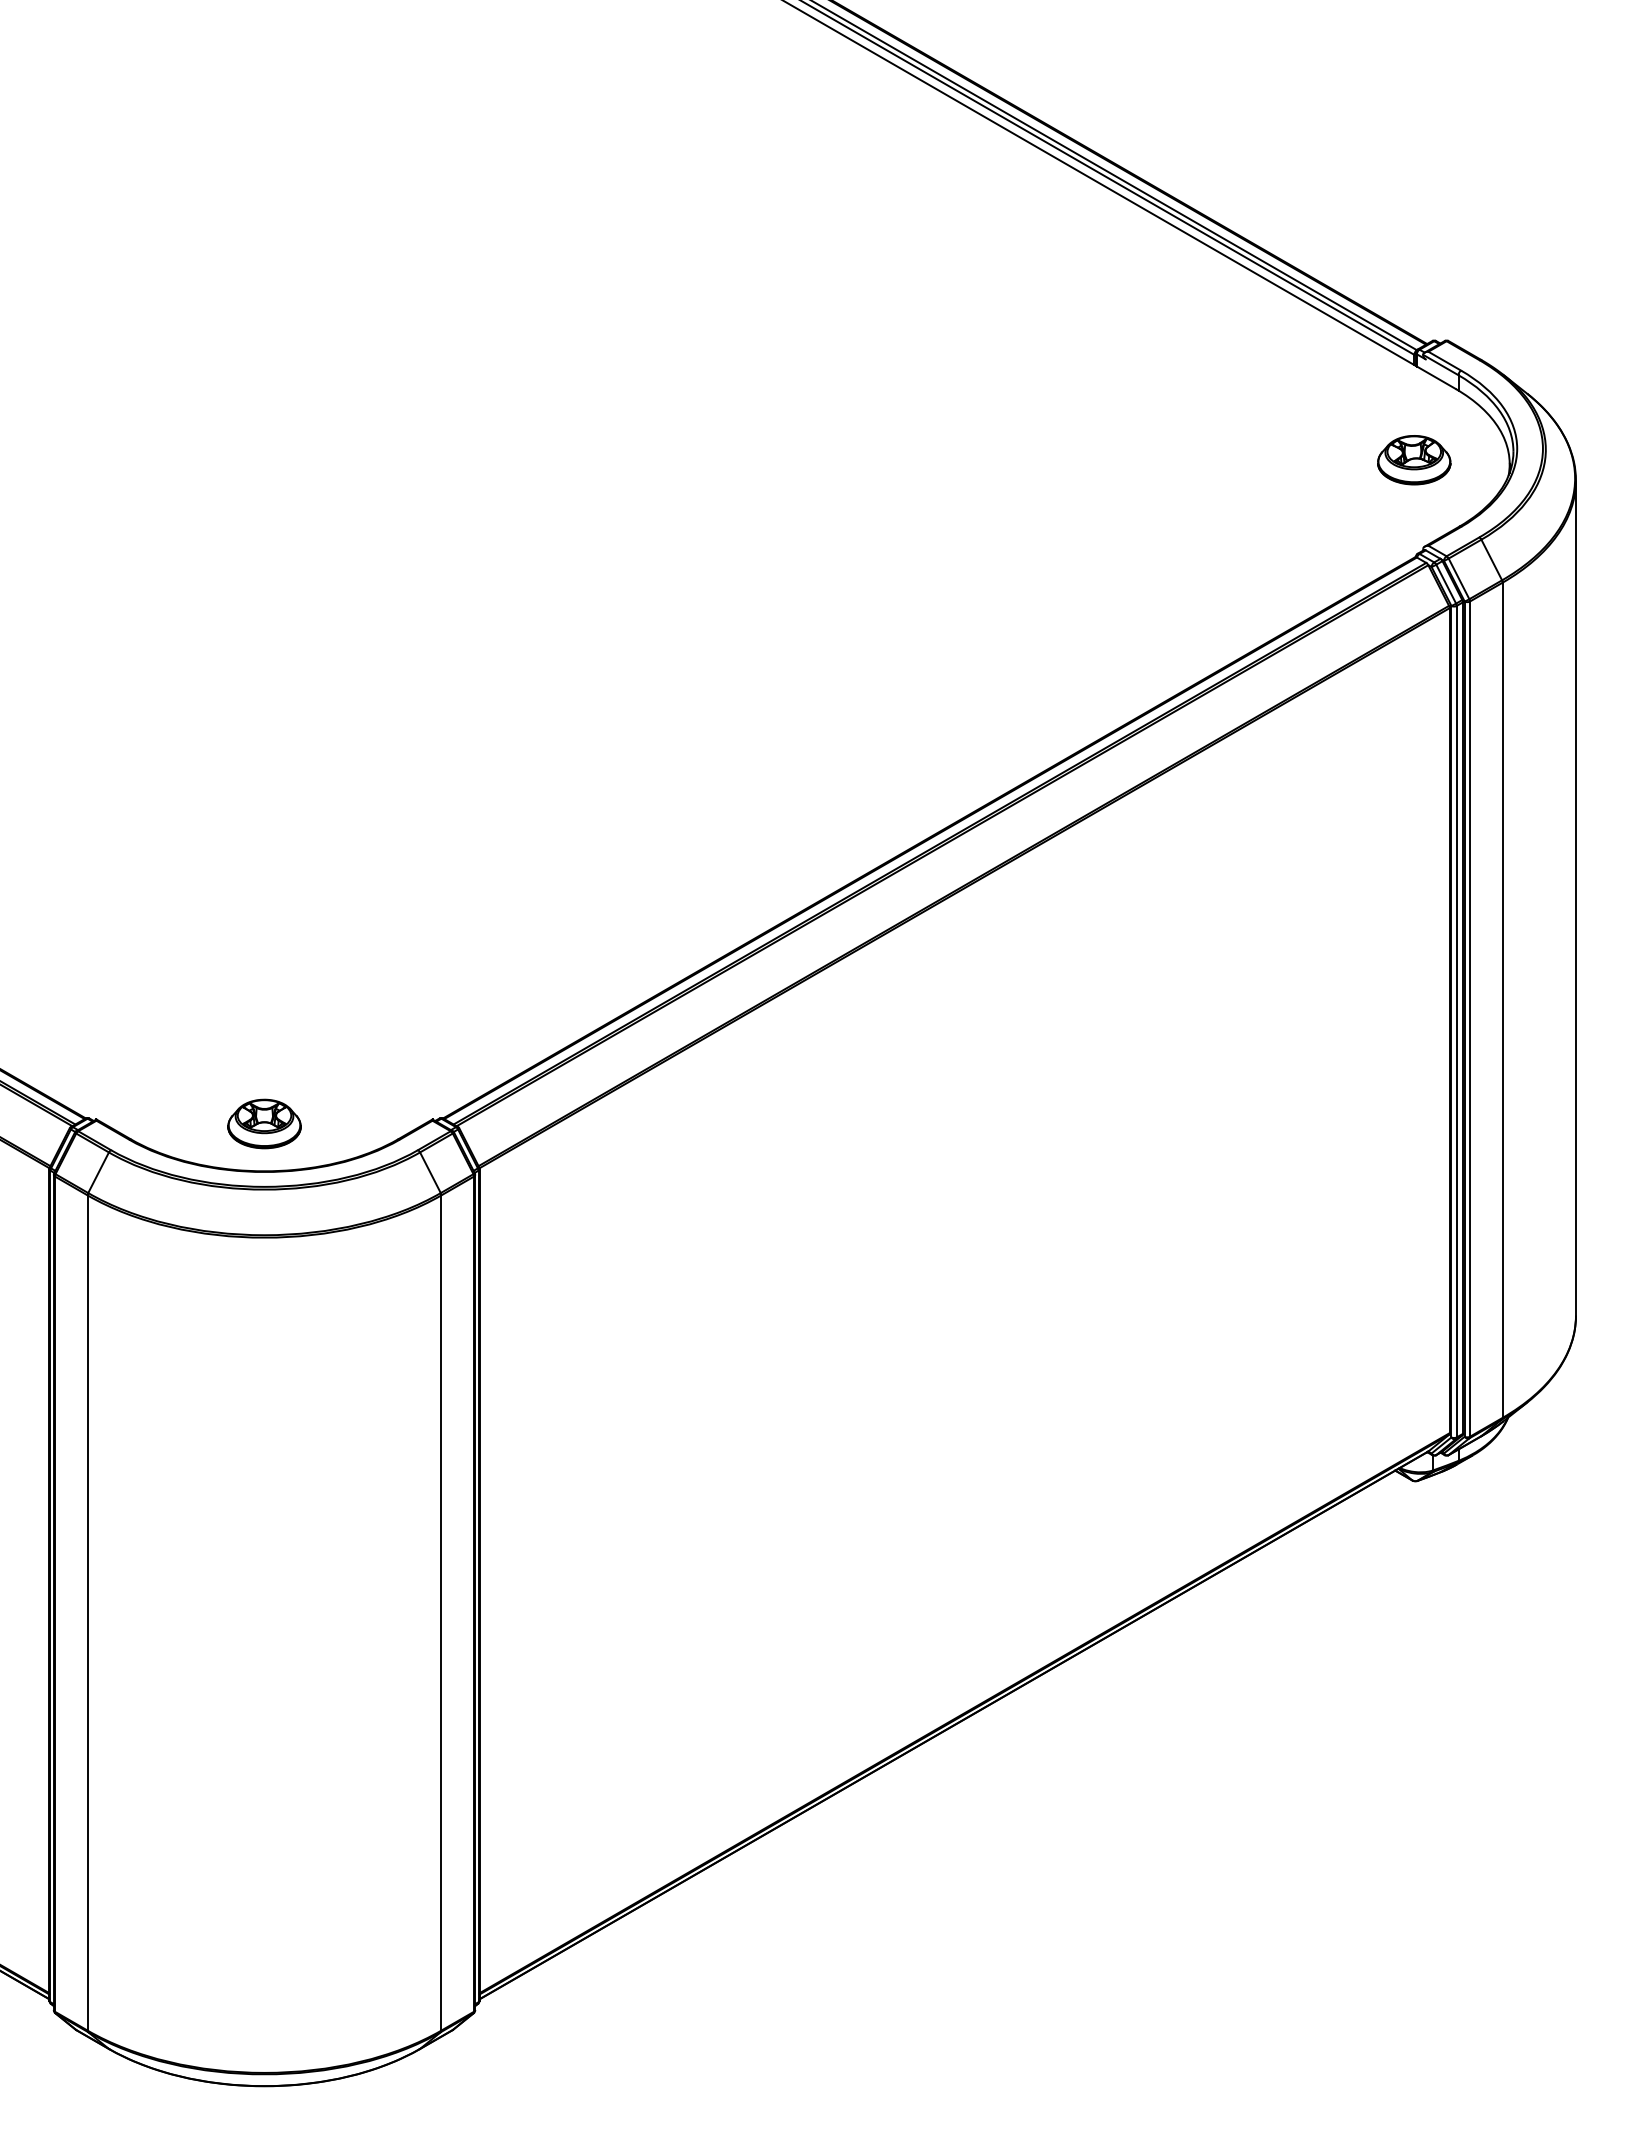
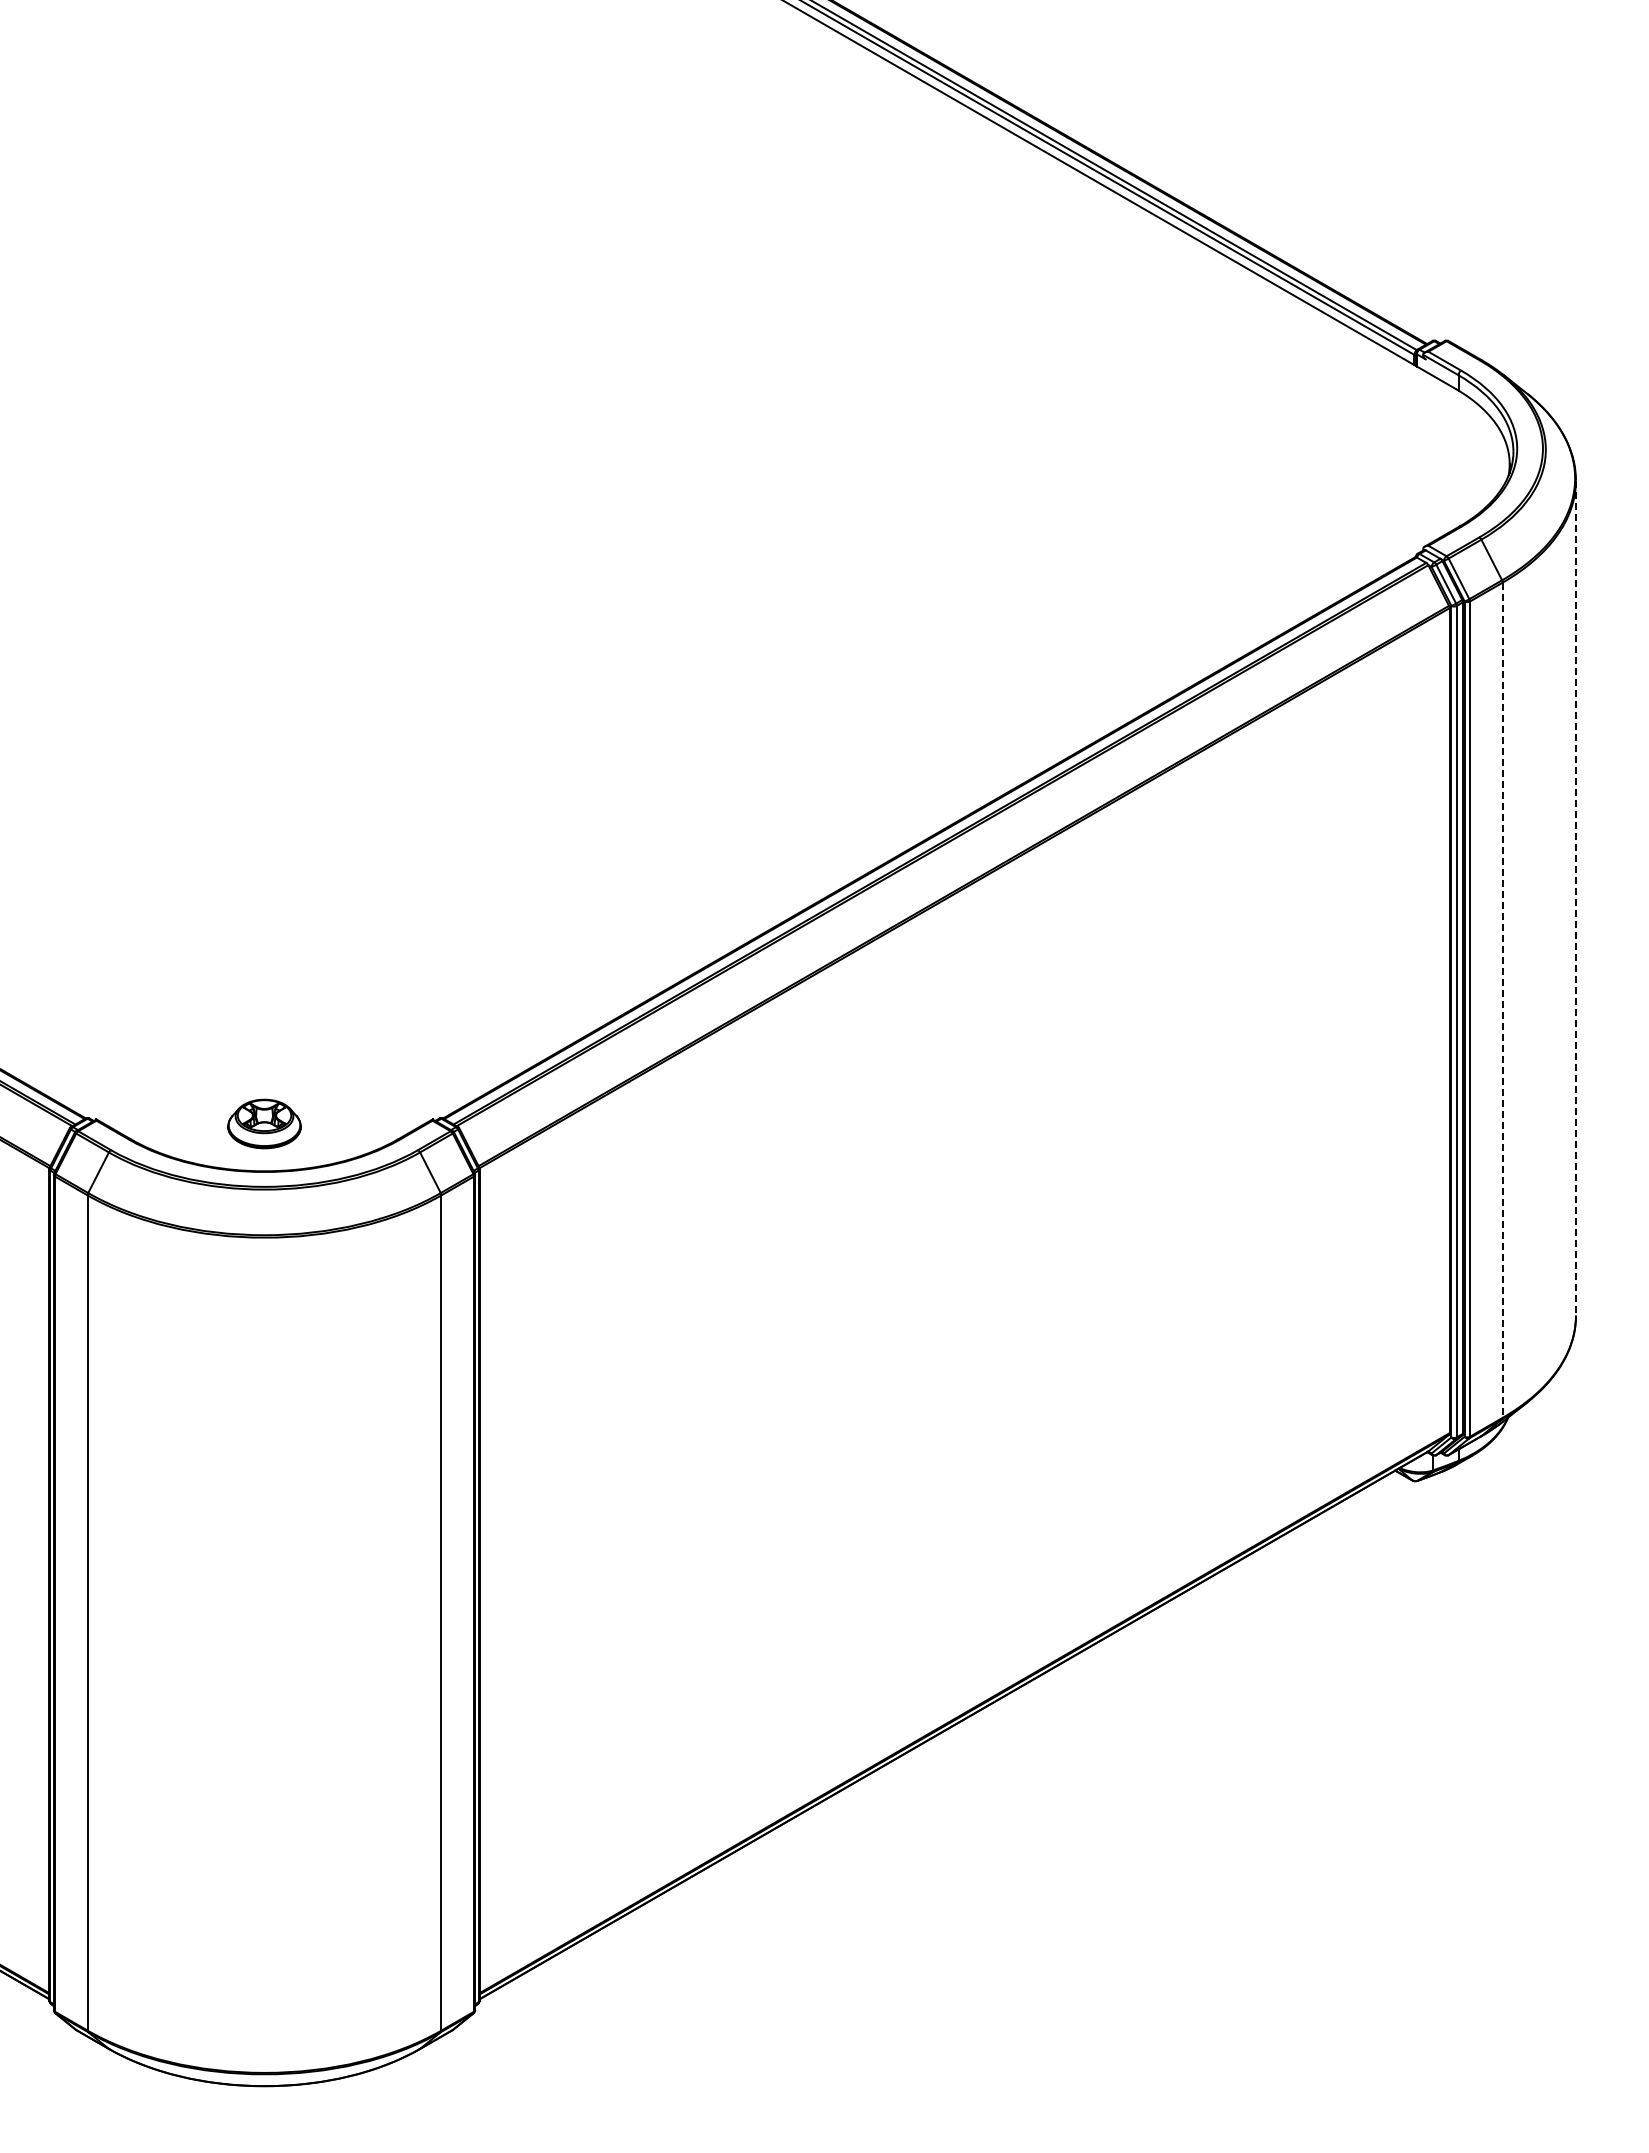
part: present -> none (1414, 460)
line: solid -> dashed (1575, 898)
line: solid -> dashed (1502, 1000)
